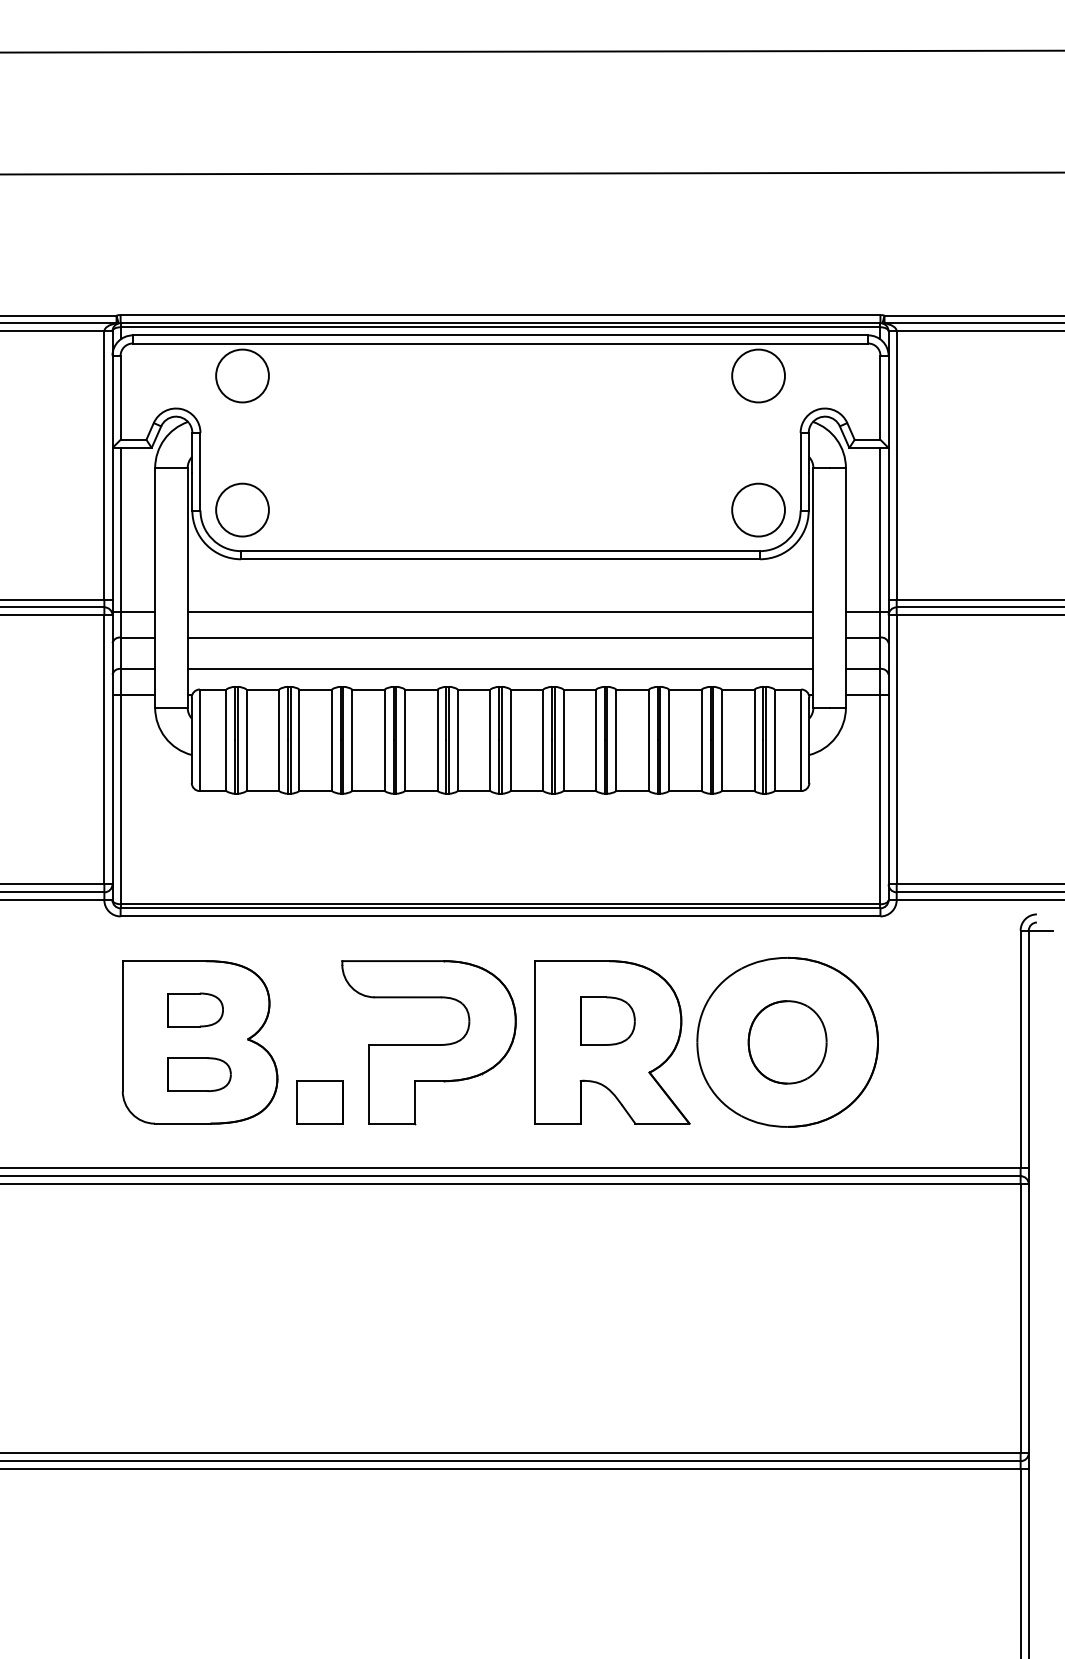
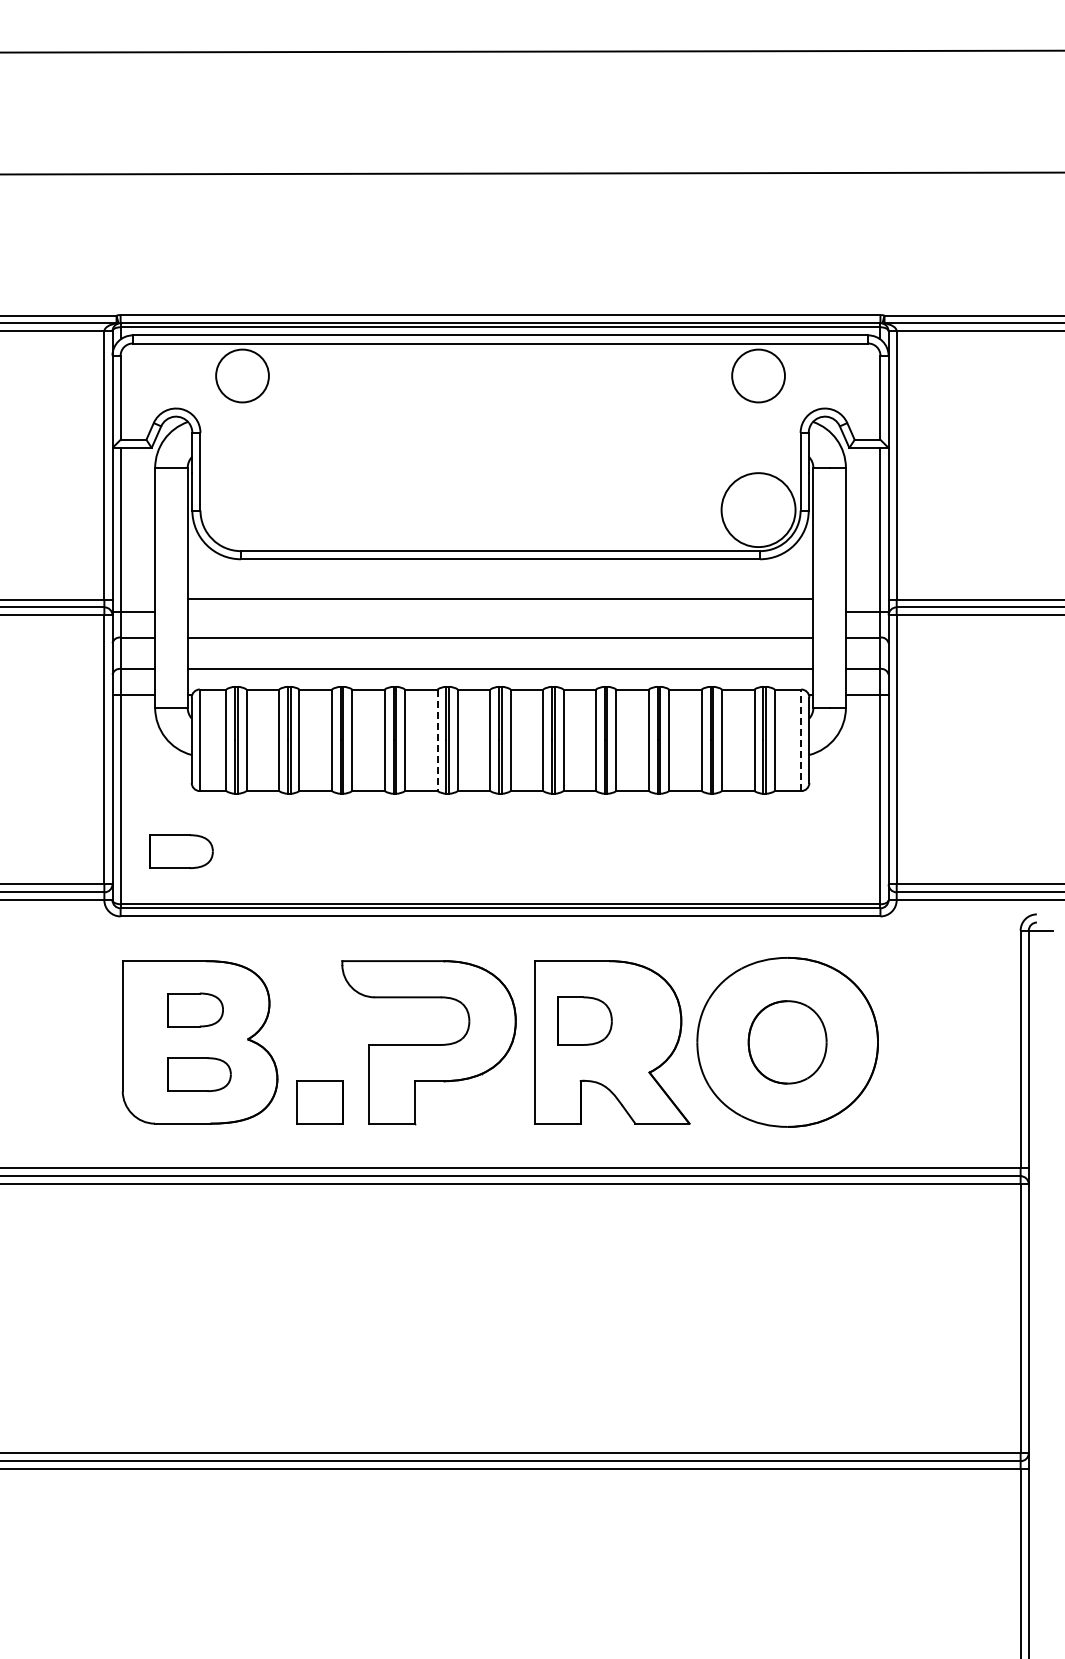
circle: present -> none (242, 509)
circle diameter: 53 px -> 74 px (758, 510)
line position: (500, 611) -> (500, 598) (500, 598)
line: solid -> dashed (437, 740)
line: solid -> dashed (801, 740)
part: none -> present (181, 851)
part position: (607, 1020) -> (584, 1020) (584, 1020)
